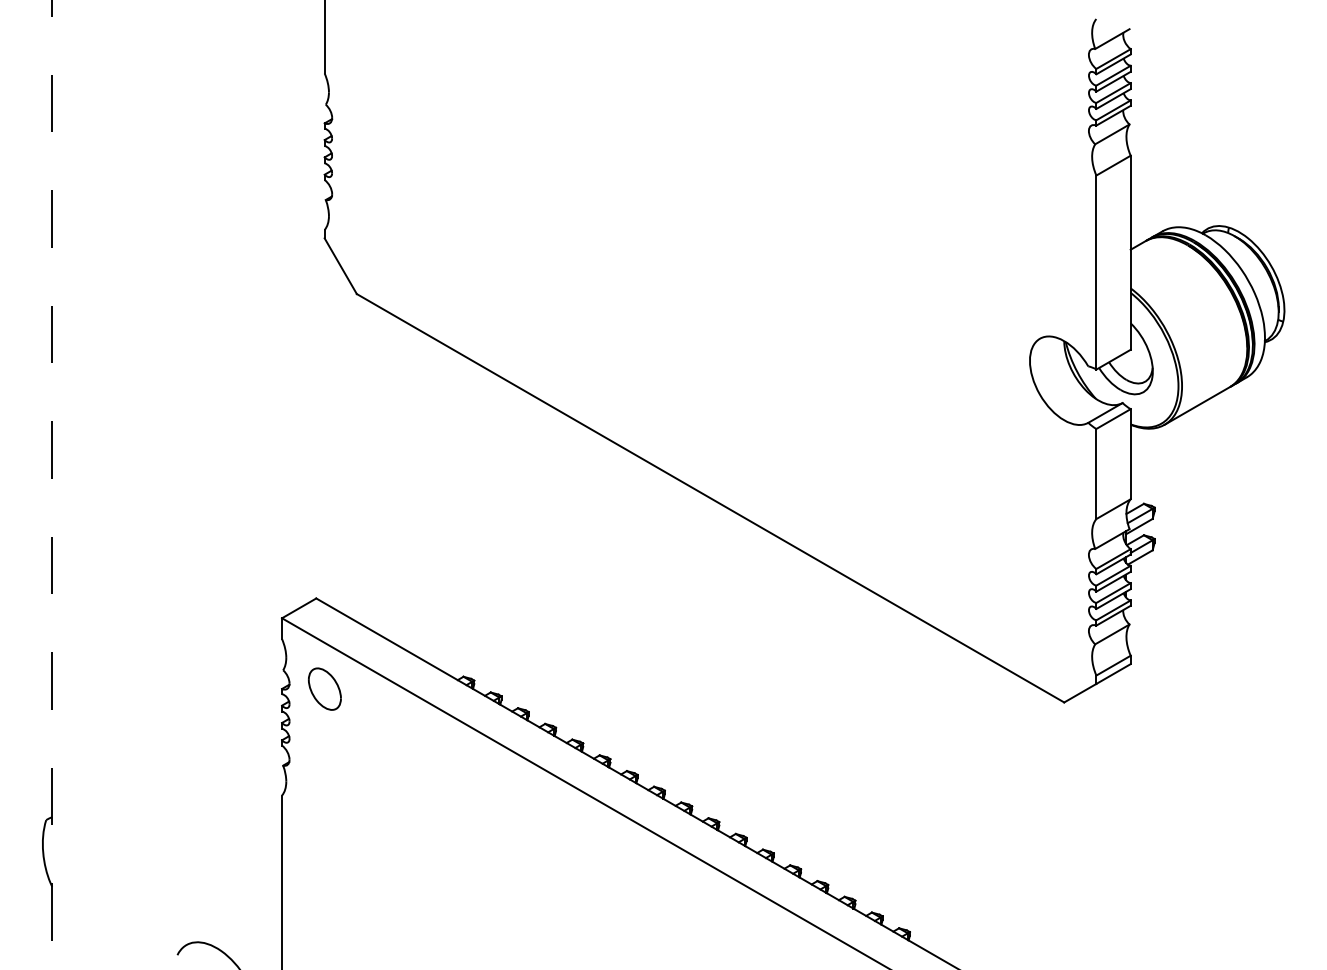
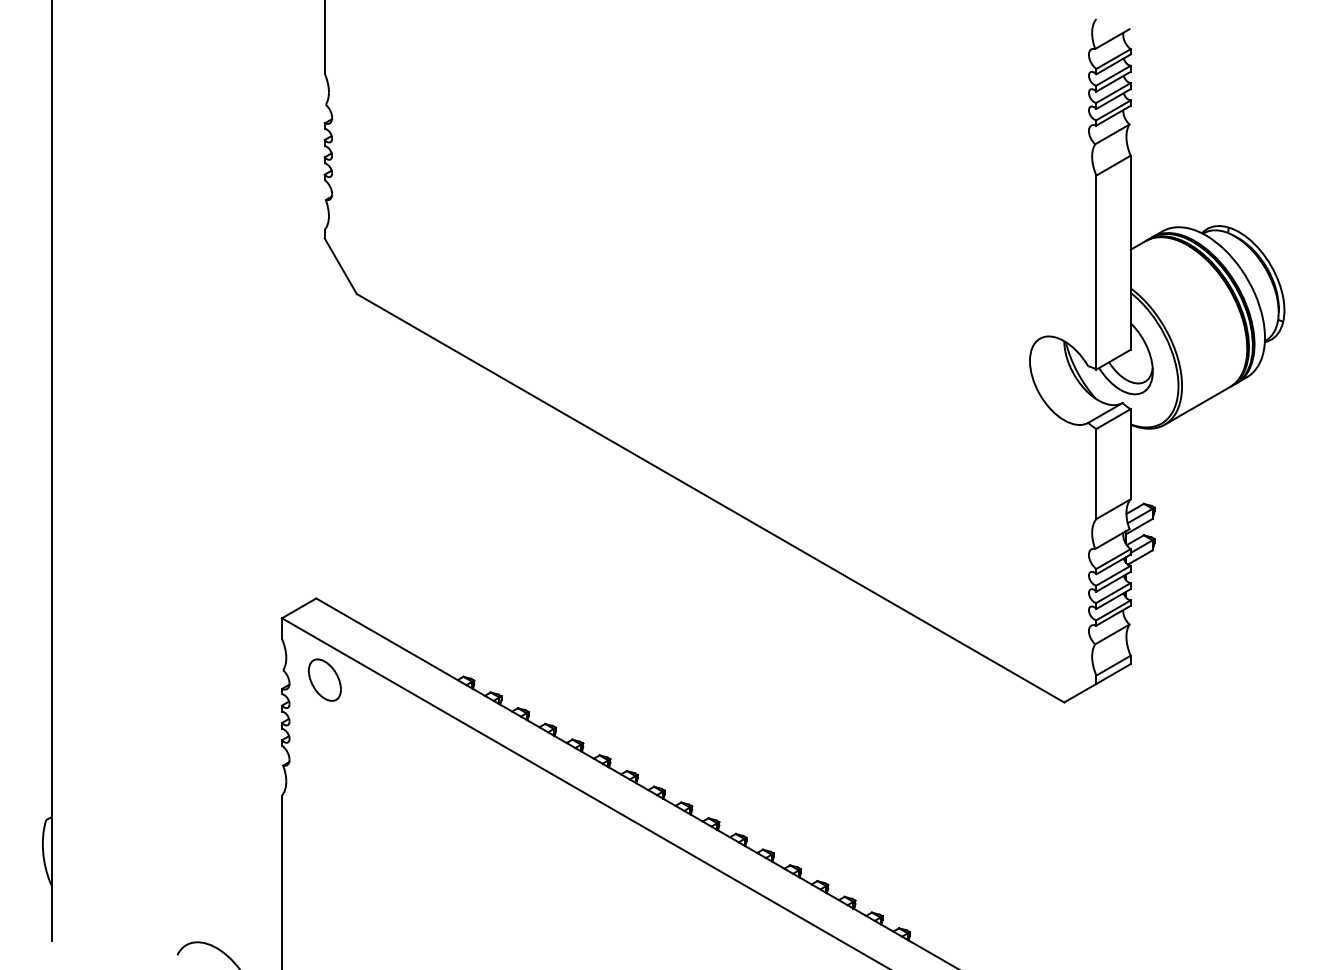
line: dashed -> solid (52, 470)
part position: (324, 688) -> (324, 679) (324, 679)
